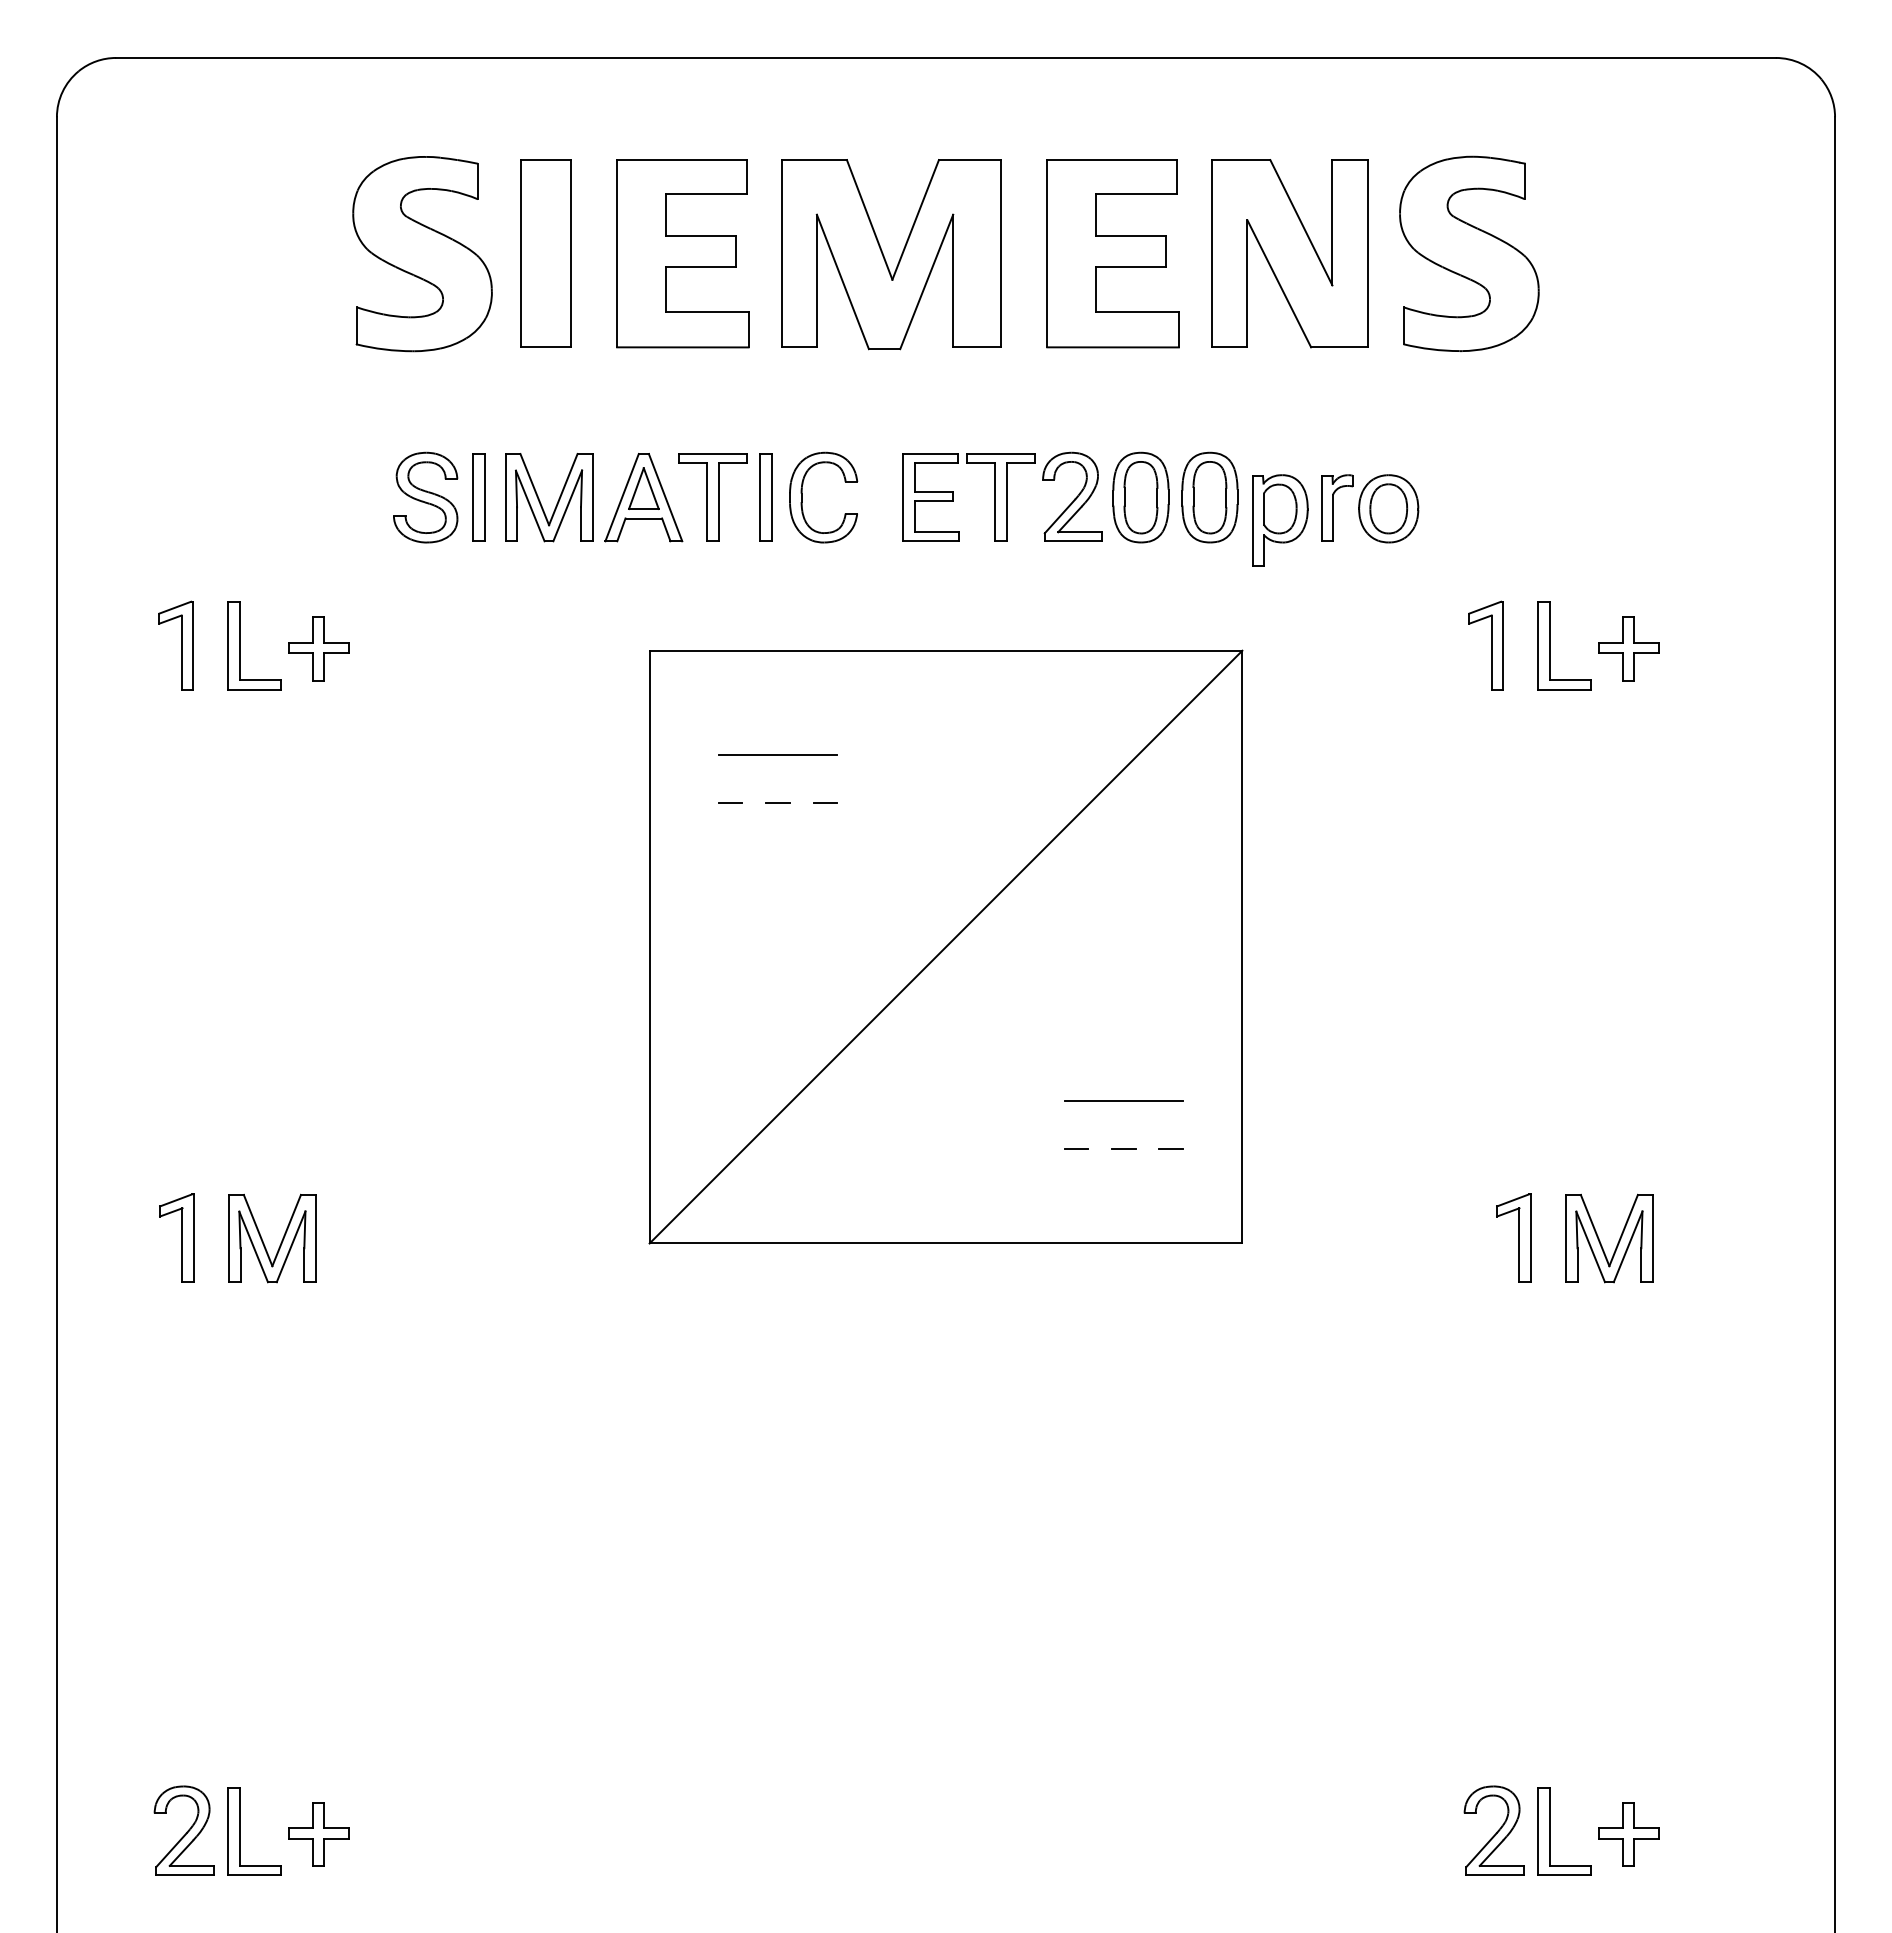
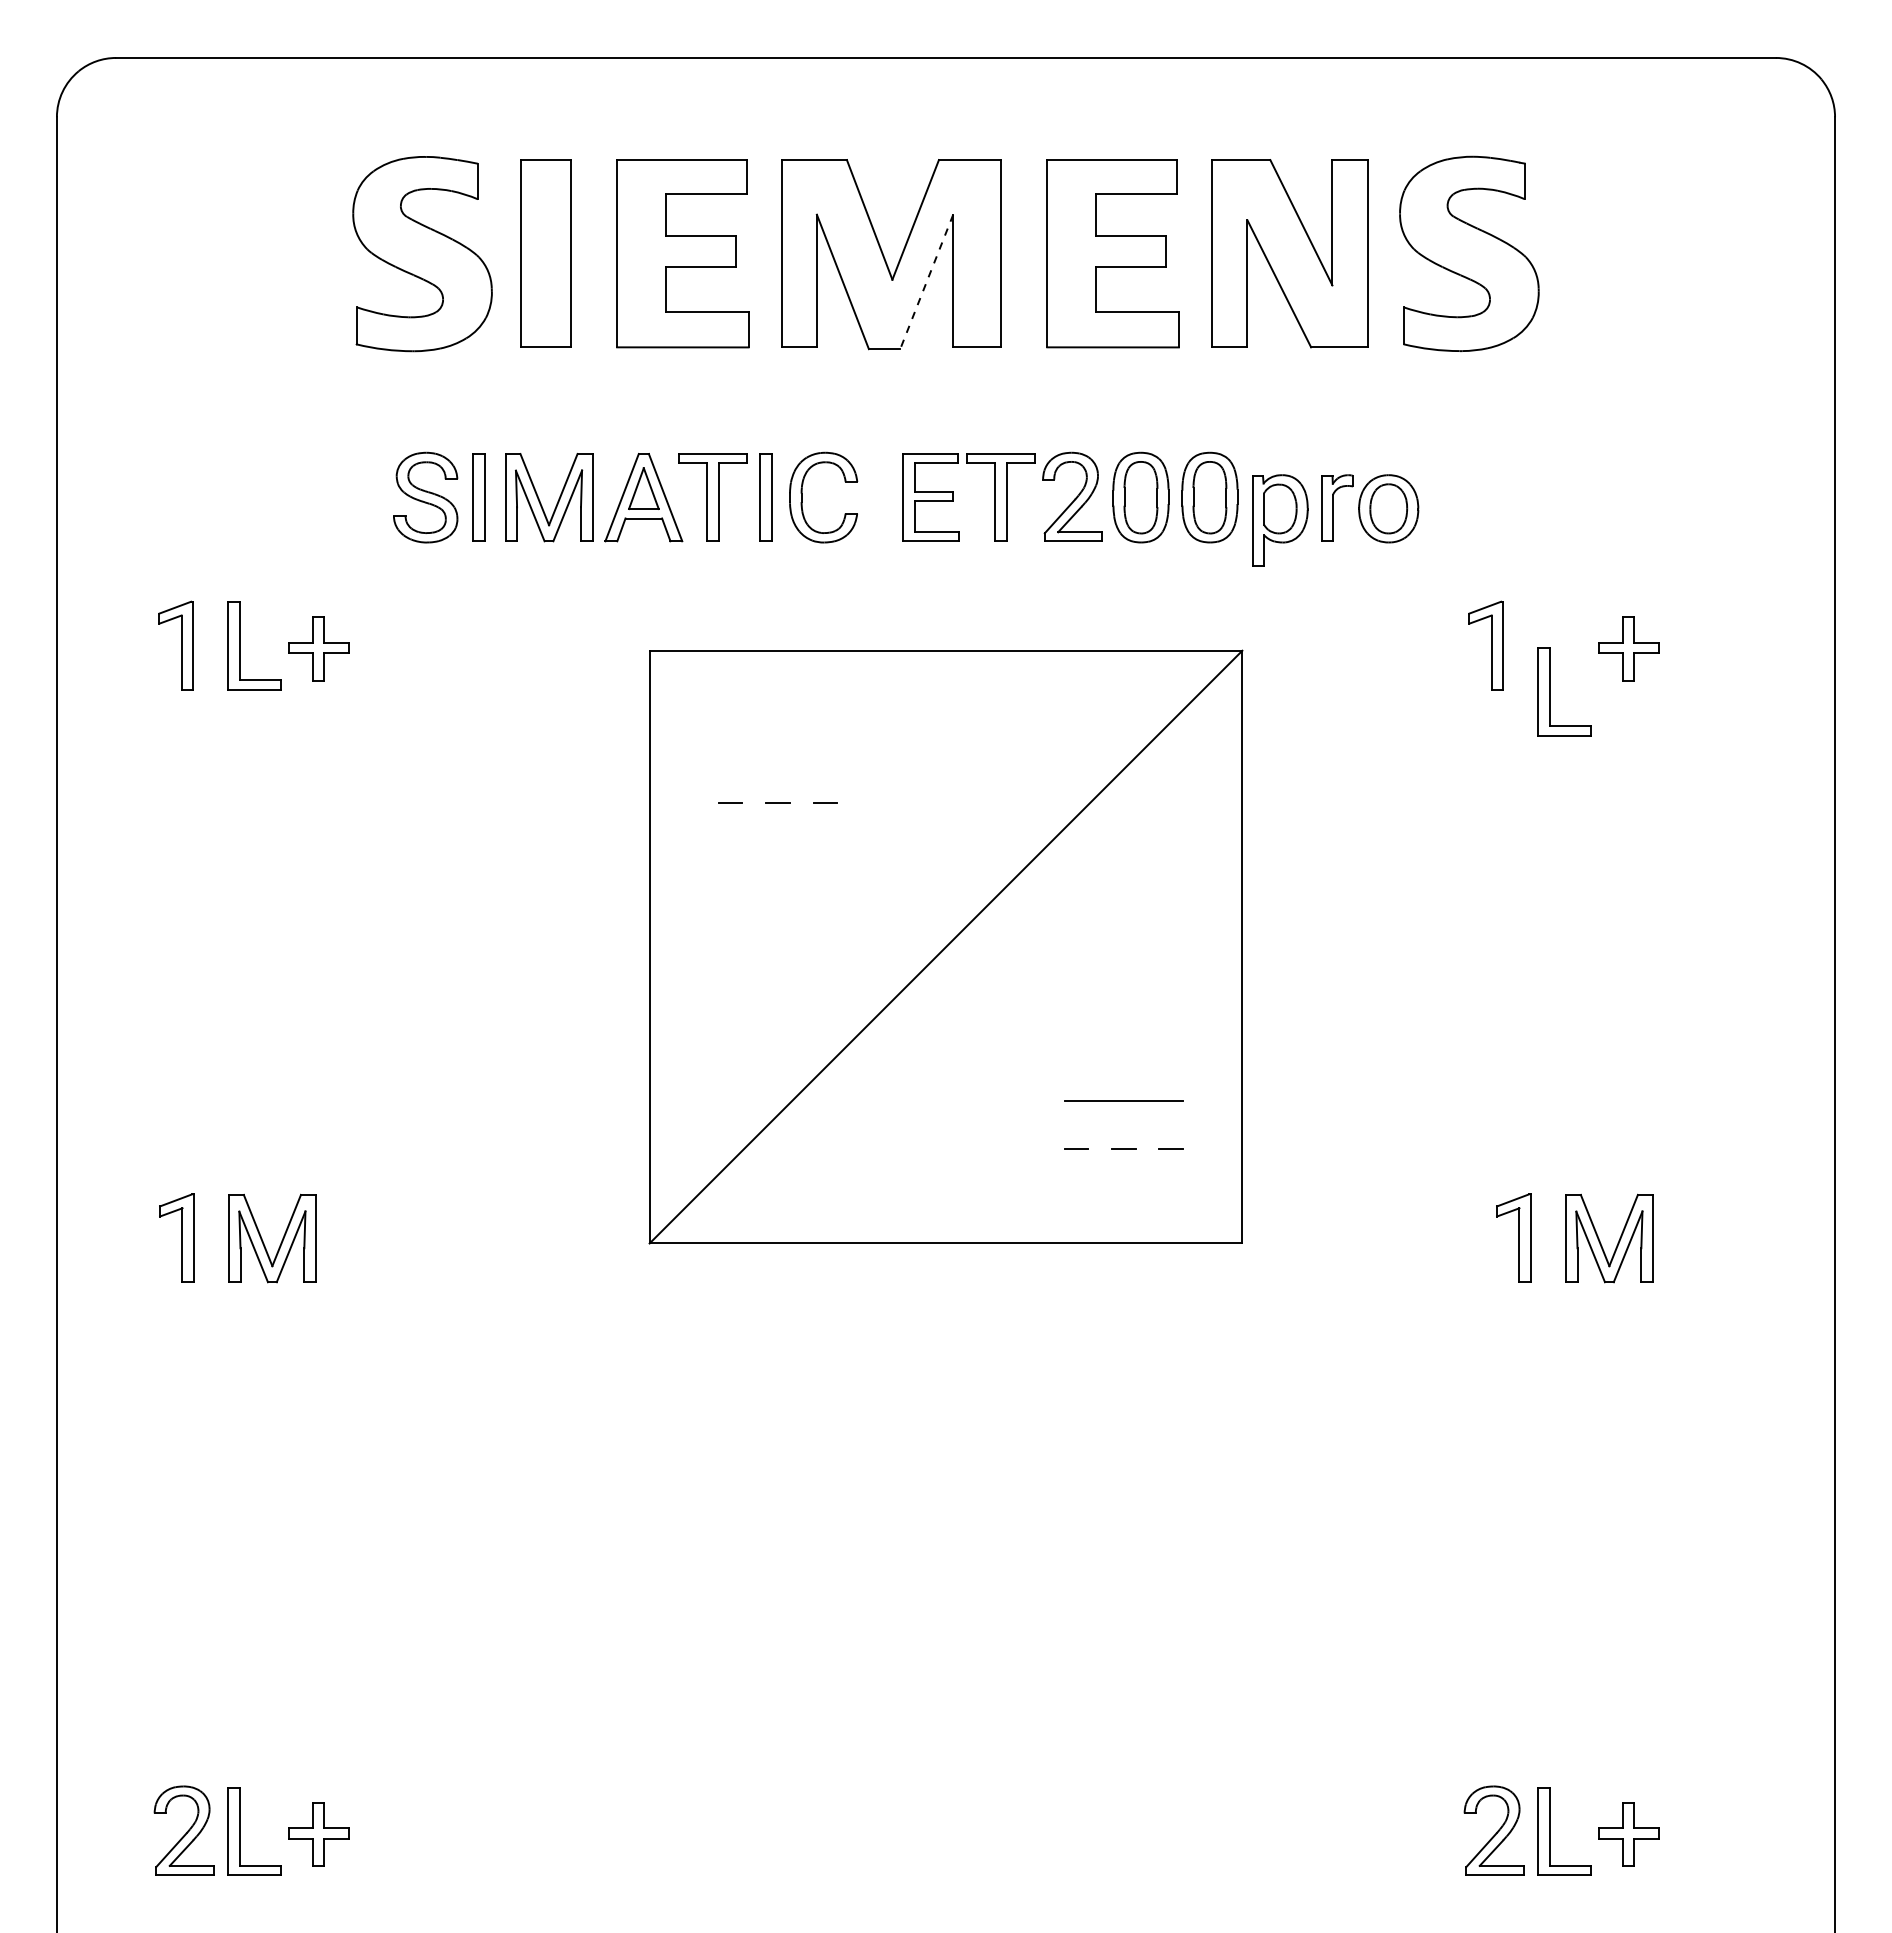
line: solid -> dashed (926, 282)
part position: (1550, 645) -> (1550, 691) (1550, 691)
line: present -> none (777, 755)
